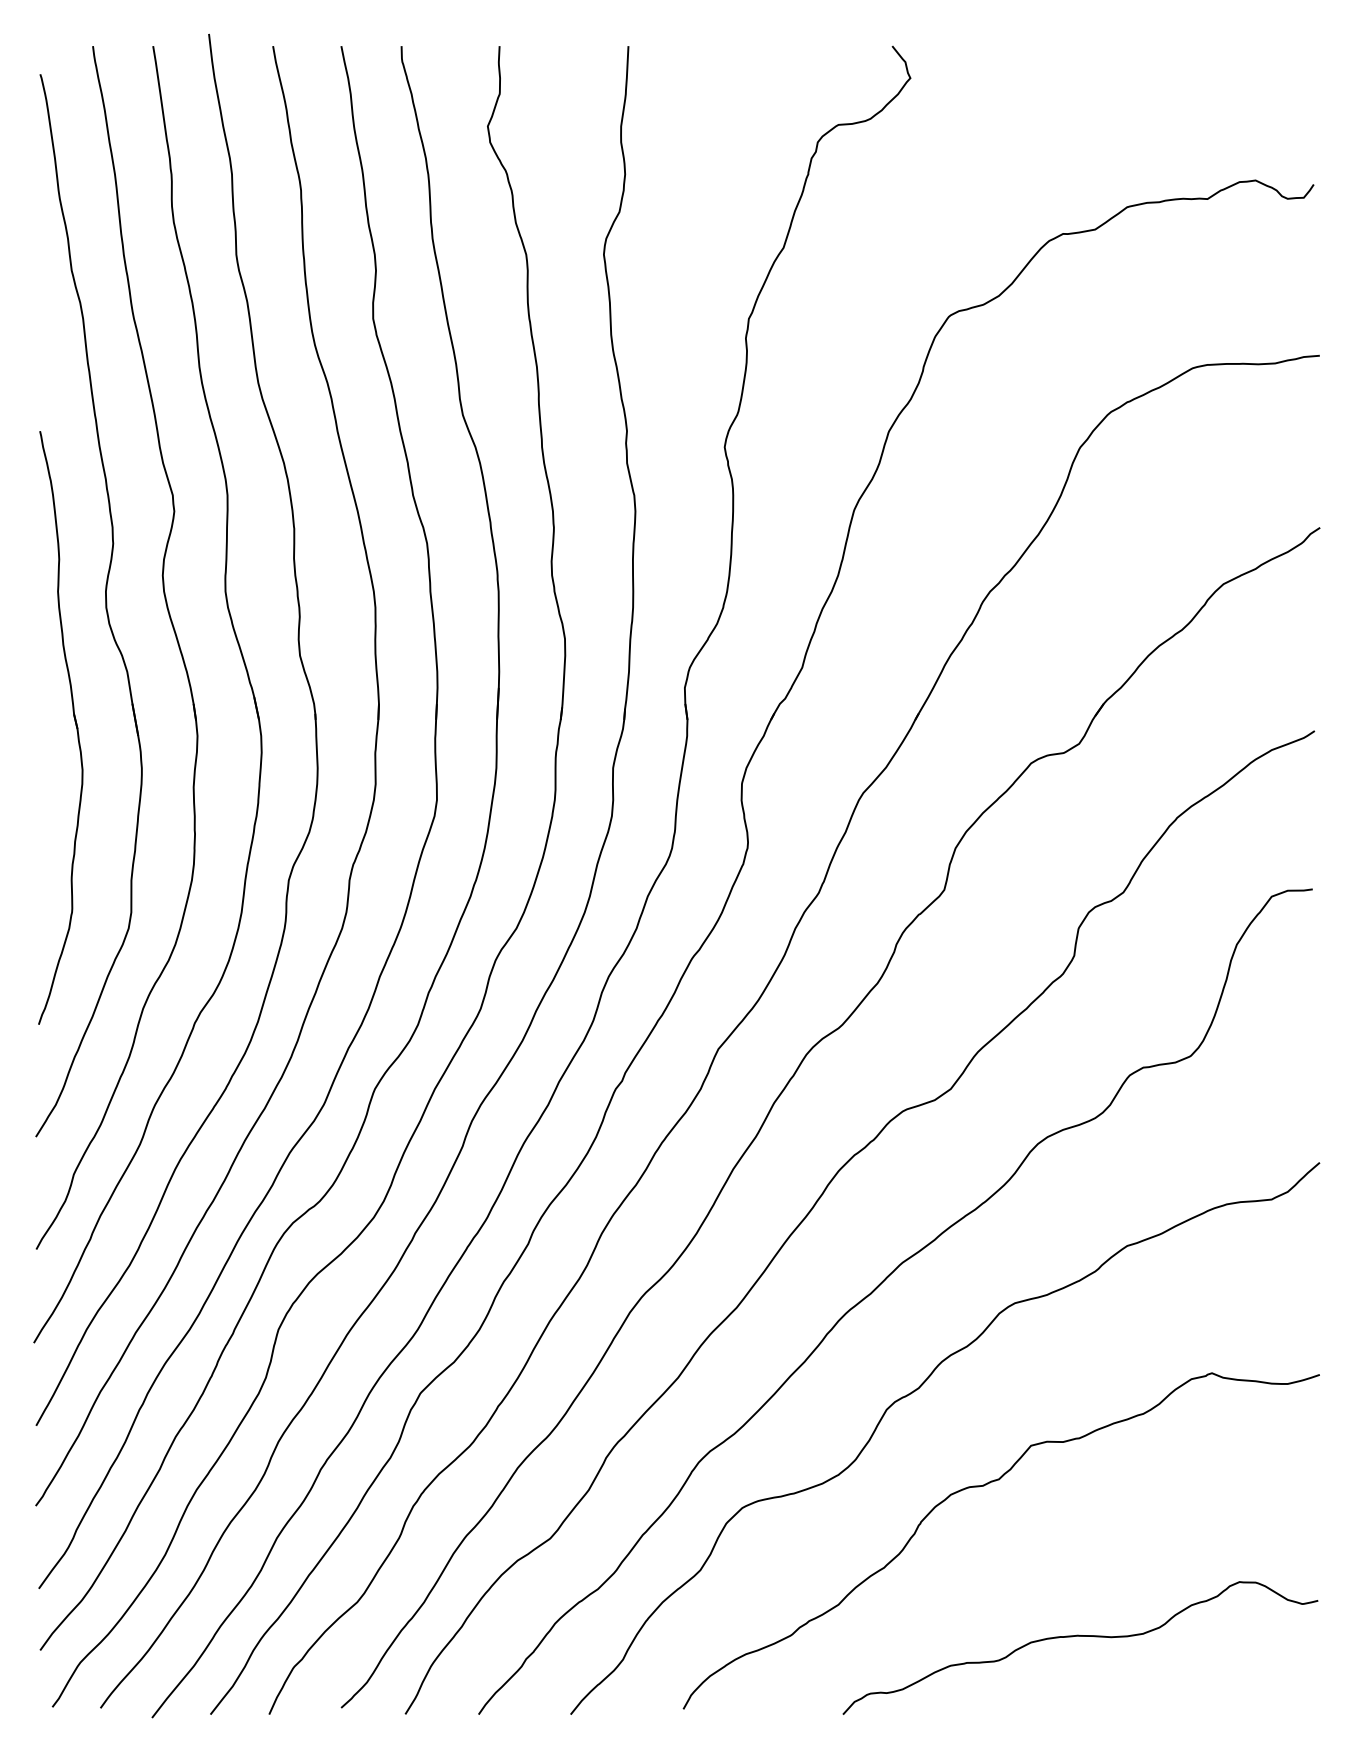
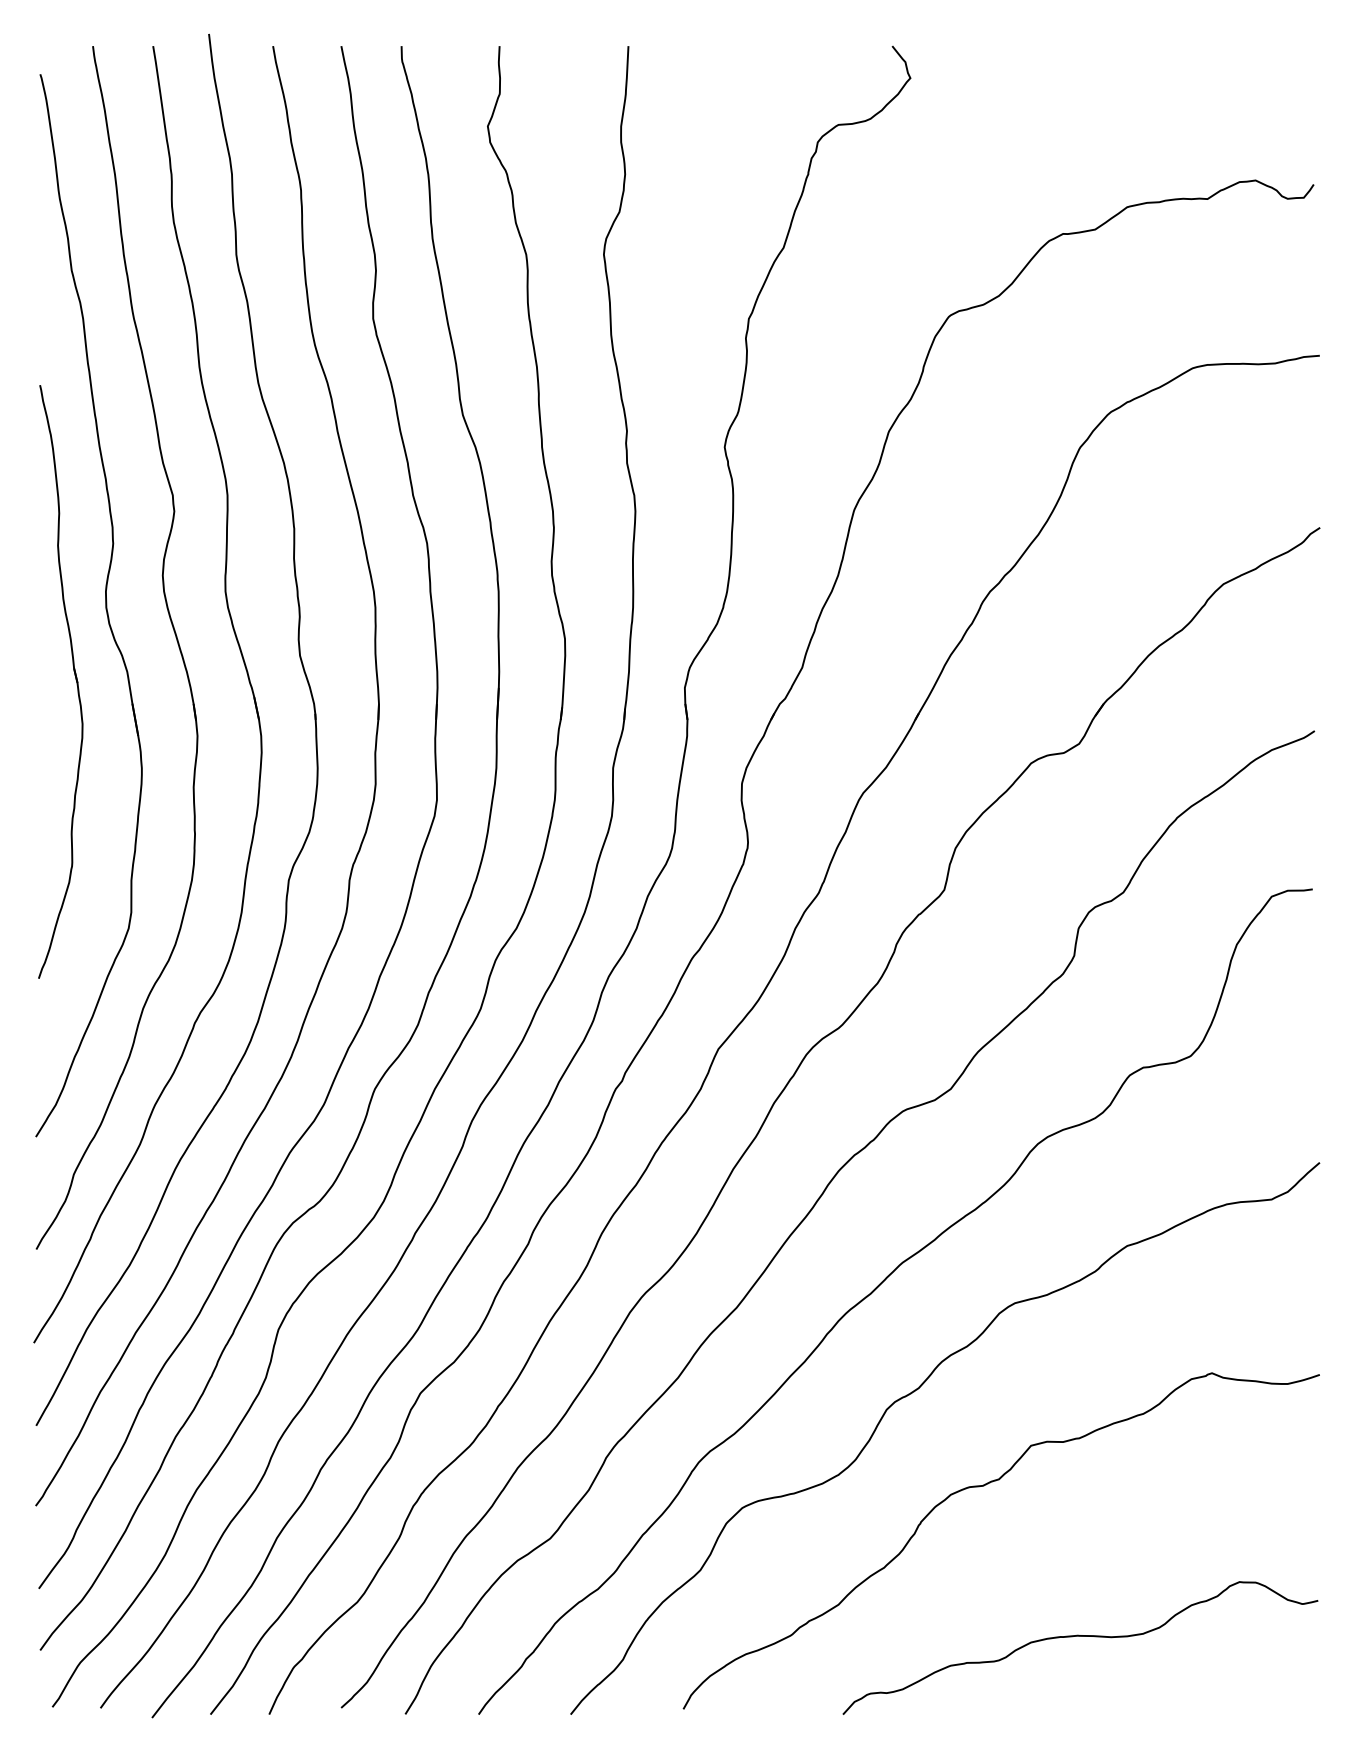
part position: (75, 725) -> (75, 679) (75, 679)
